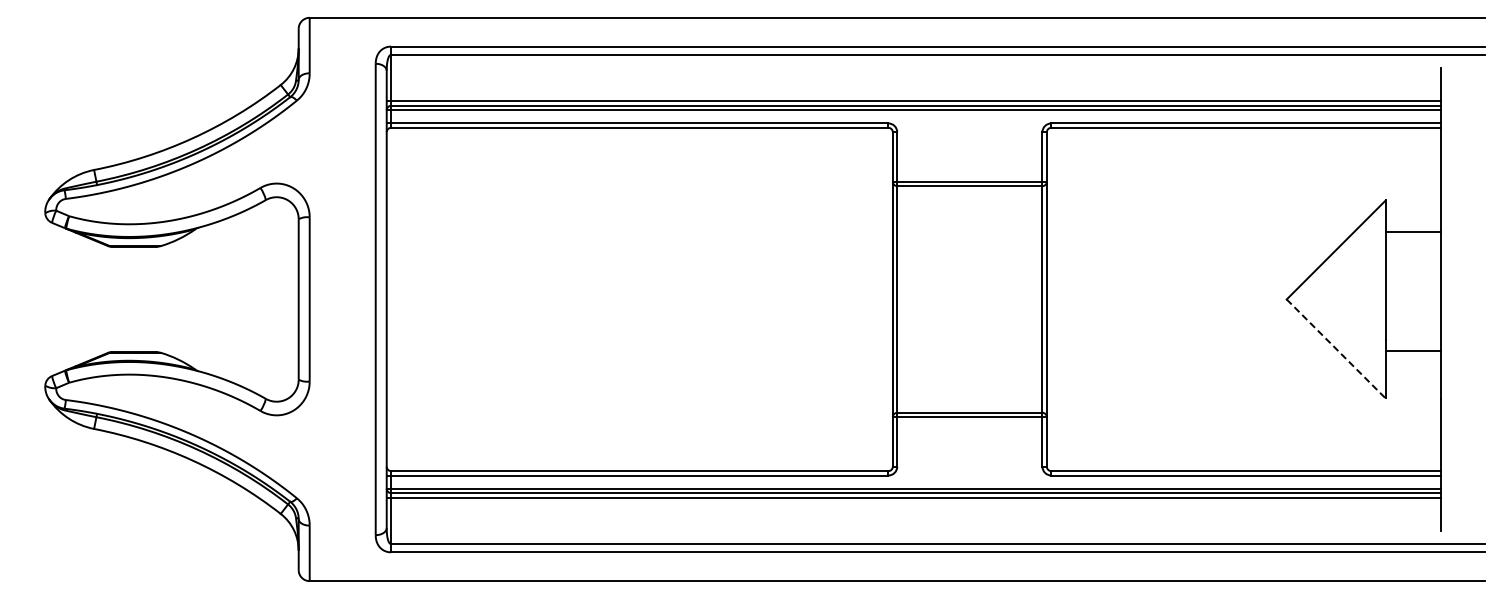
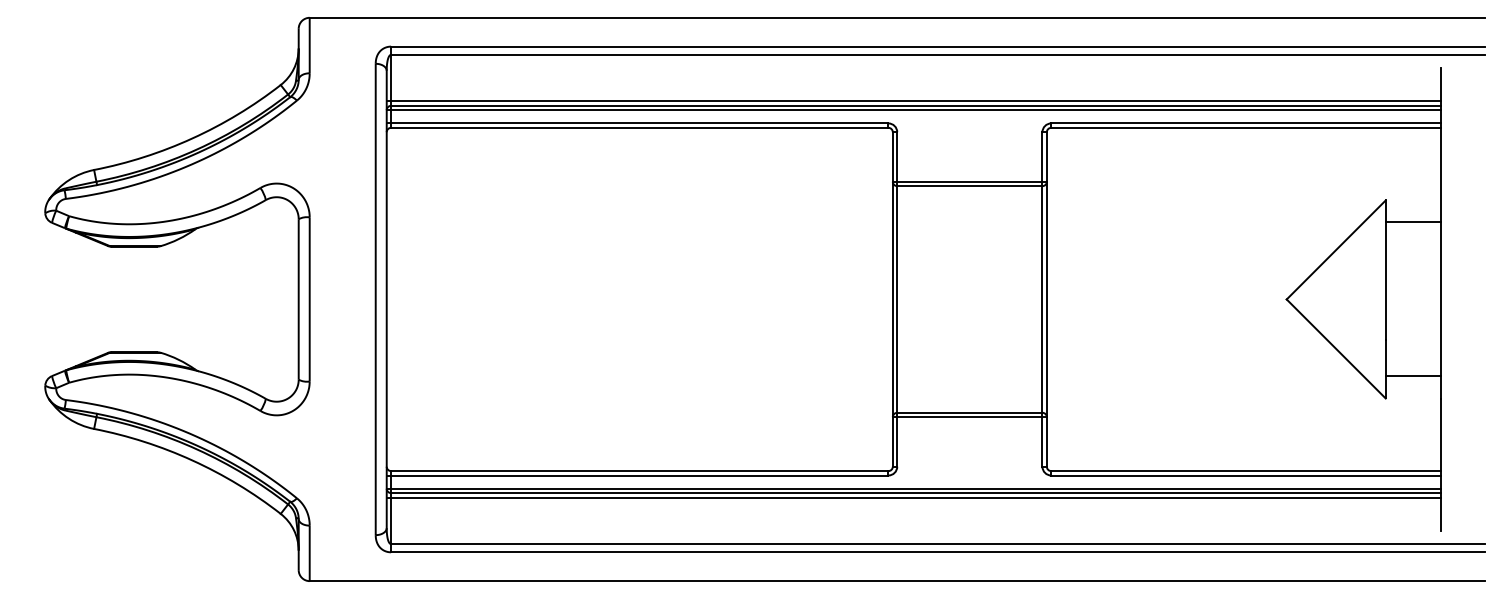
line position: (1412, 232) -> (1412, 222) (1412, 222)
line: dashed -> solid (1336, 349)
line position: (1412, 351) -> (1412, 376) (1412, 376)
